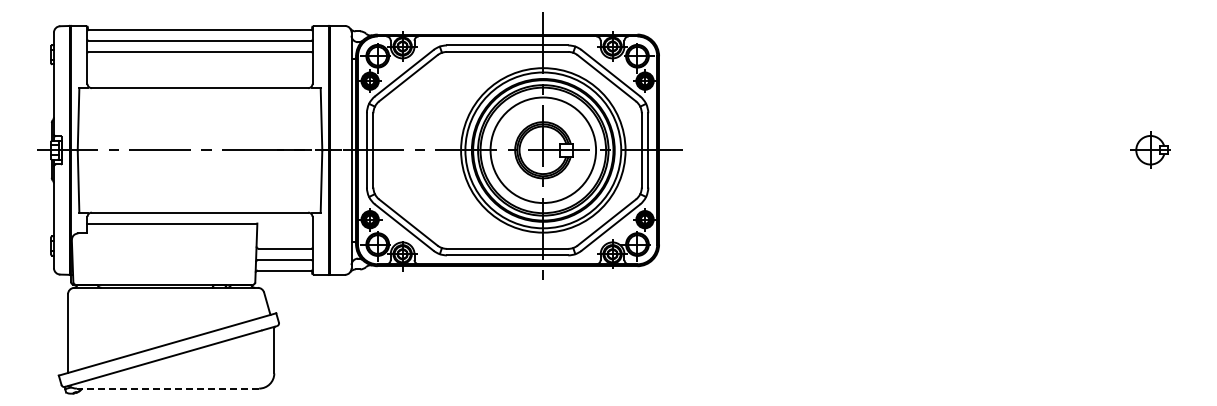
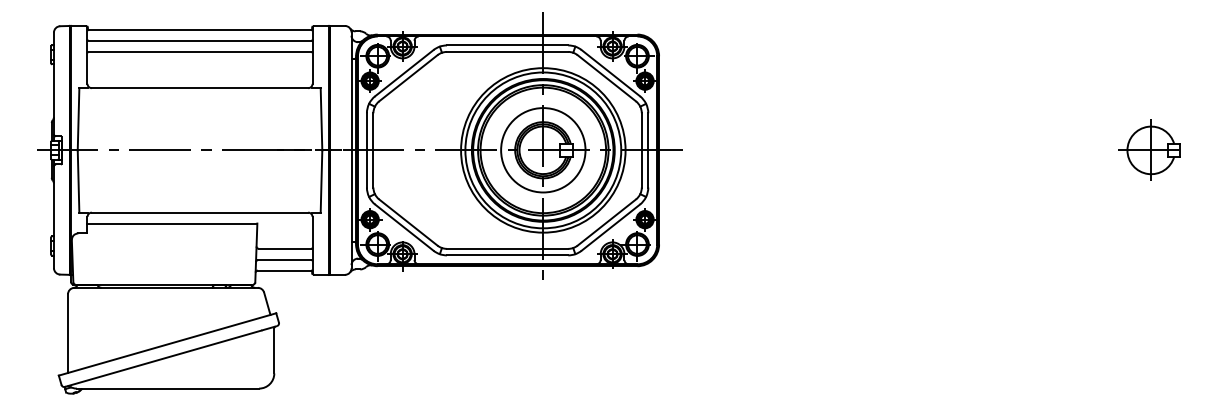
part size: 41x38 px -> 63x62 px (1149, 149)
circle diameter: 106 px -> 84 px (543, 150)
line: dashed -> solid (167, 388)
